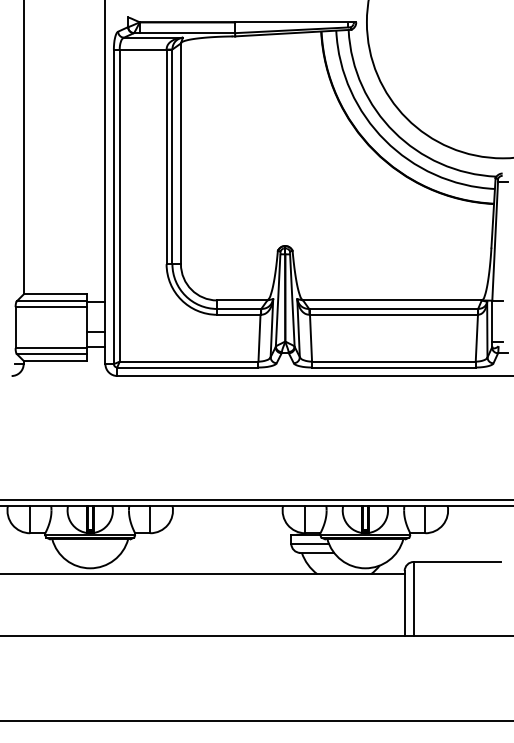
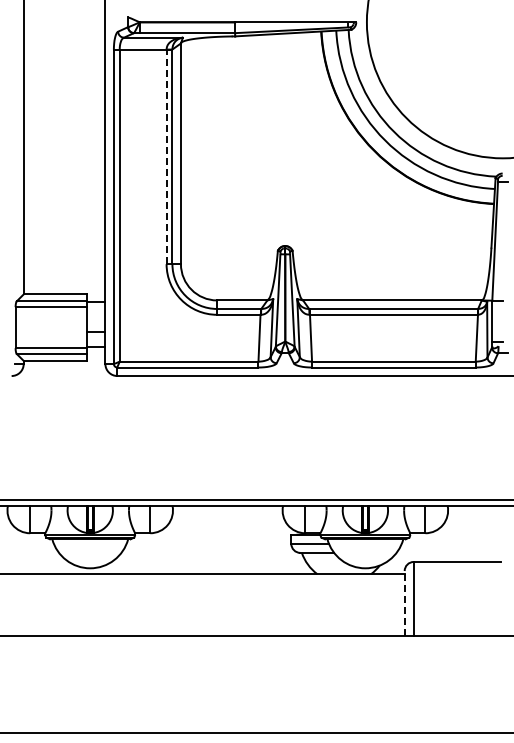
line: solid -> dashed (166, 156)
line: solid -> dashed (404, 603)
line position: (256, 720) -> (256, 732) (256, 732)
